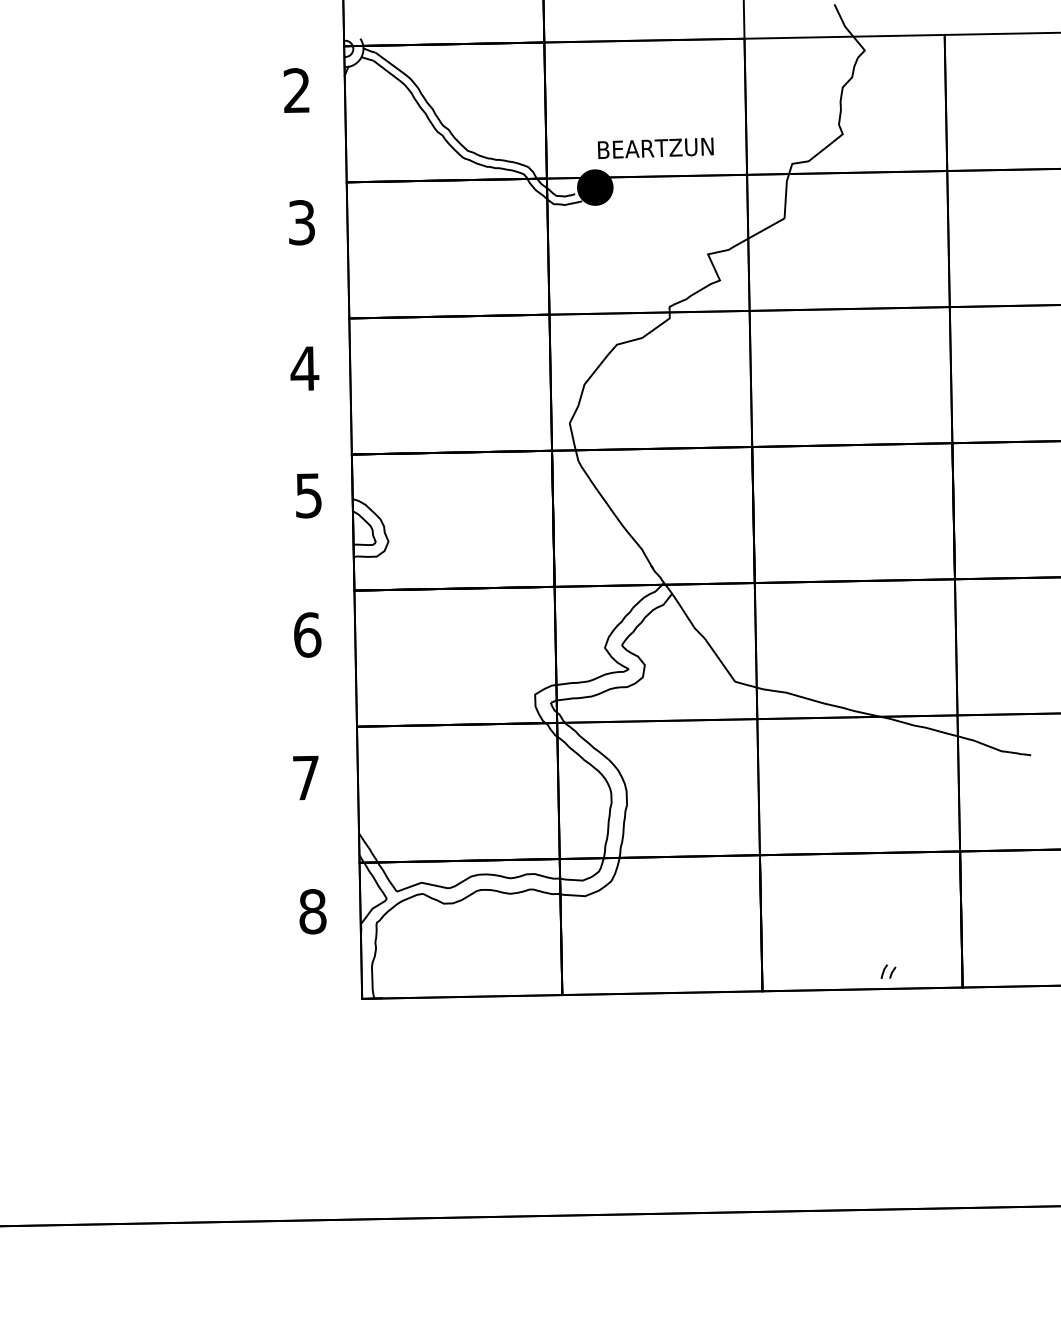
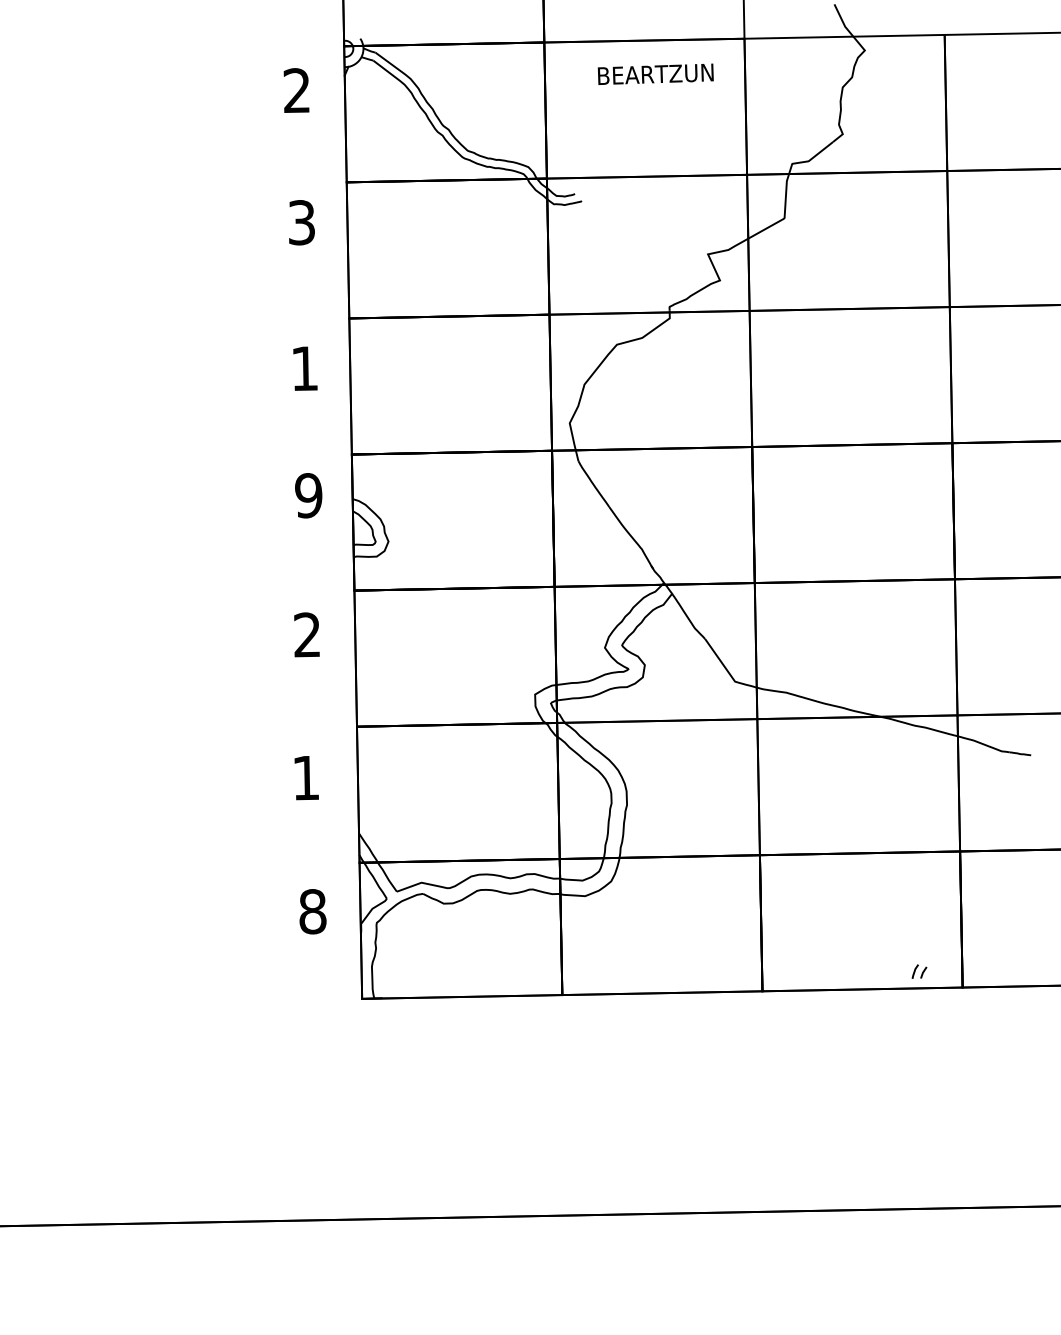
text position: (655, 147) -> (655, 73) (655, 73)
fill: present -> none (595, 187)
text: 4 -> 1 (304, 368)
text: 5 -> 9 (308, 495)
text: 6 -> 2 (307, 634)
text: 7 -> 1 (305, 777)
part position: (888, 971) -> (919, 971) (919, 971)
